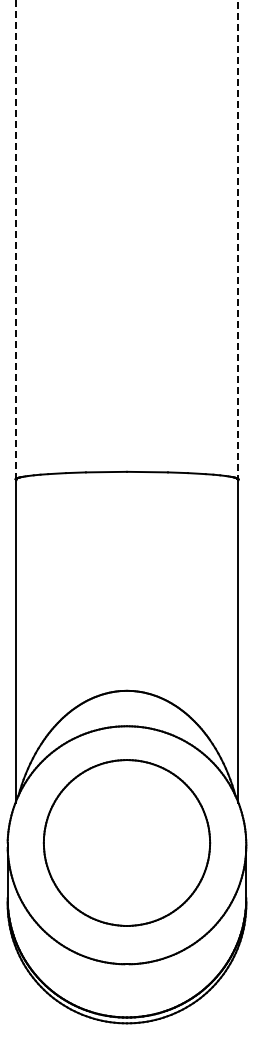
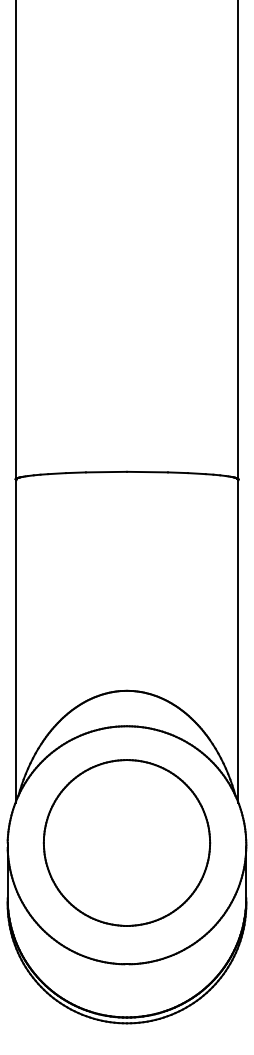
line: dashed -> solid (15, 239)
line: dashed -> solid (238, 240)
